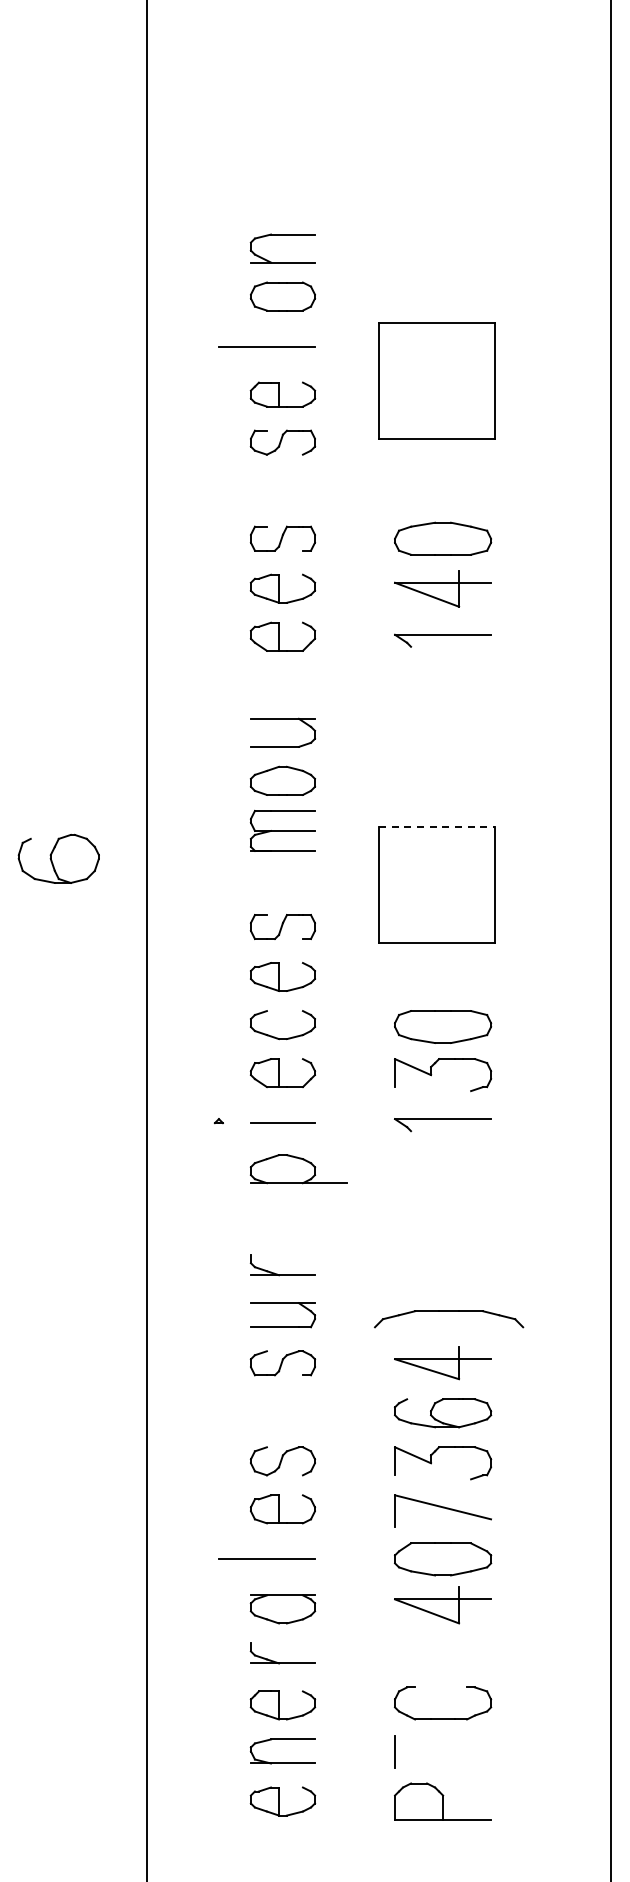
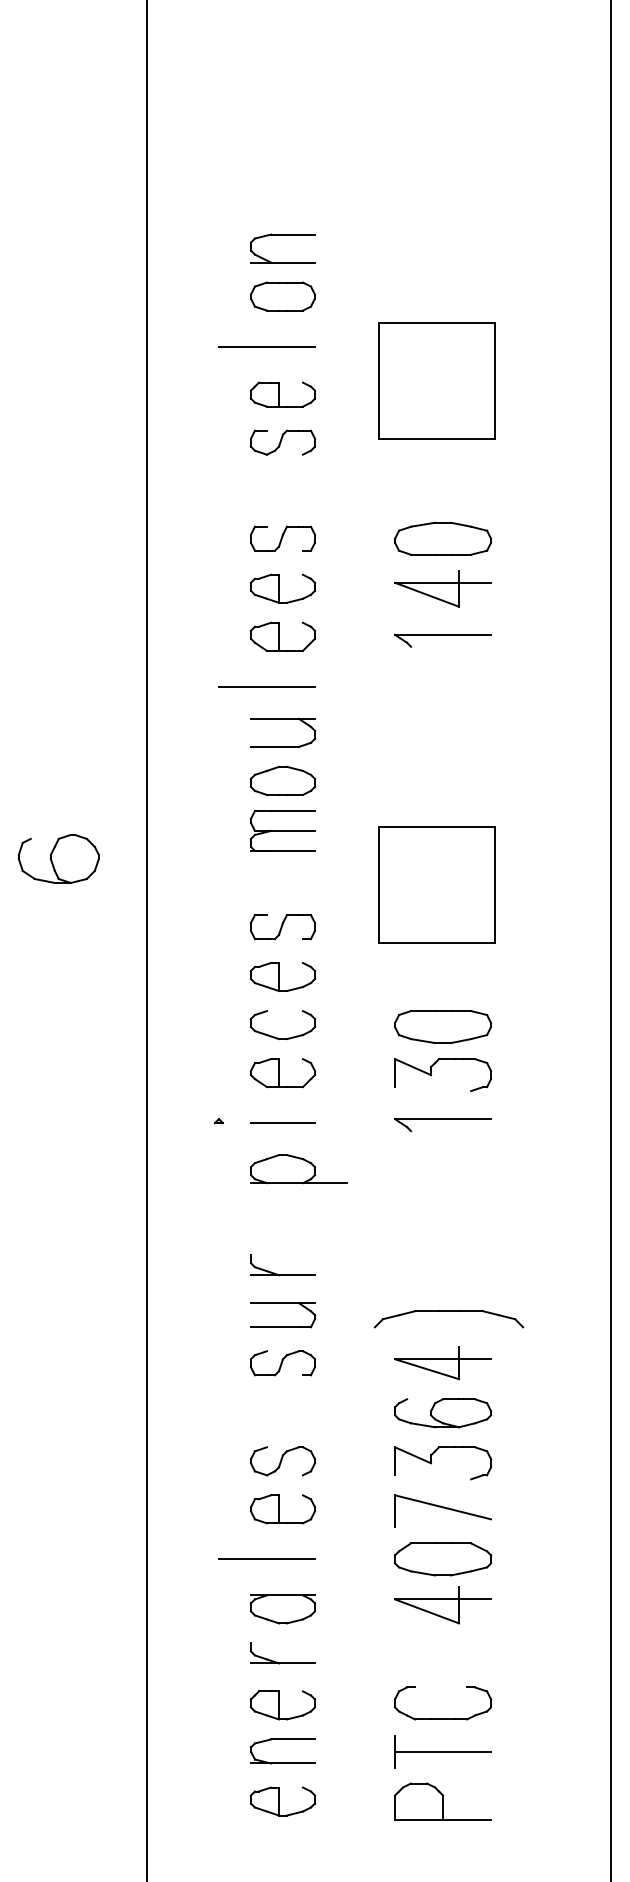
line: none -> present (266, 686)
line: dashed -> solid (437, 826)
line: none -> present (443, 1751)
